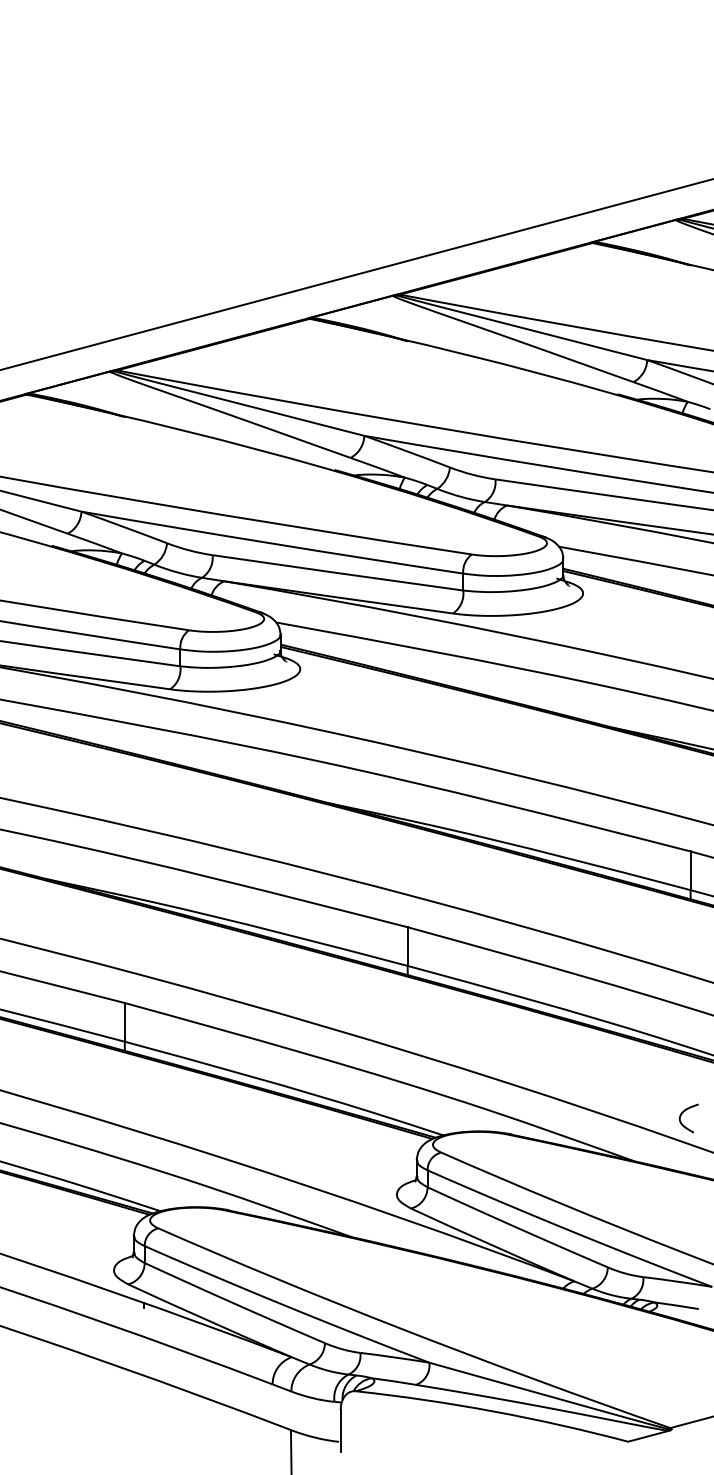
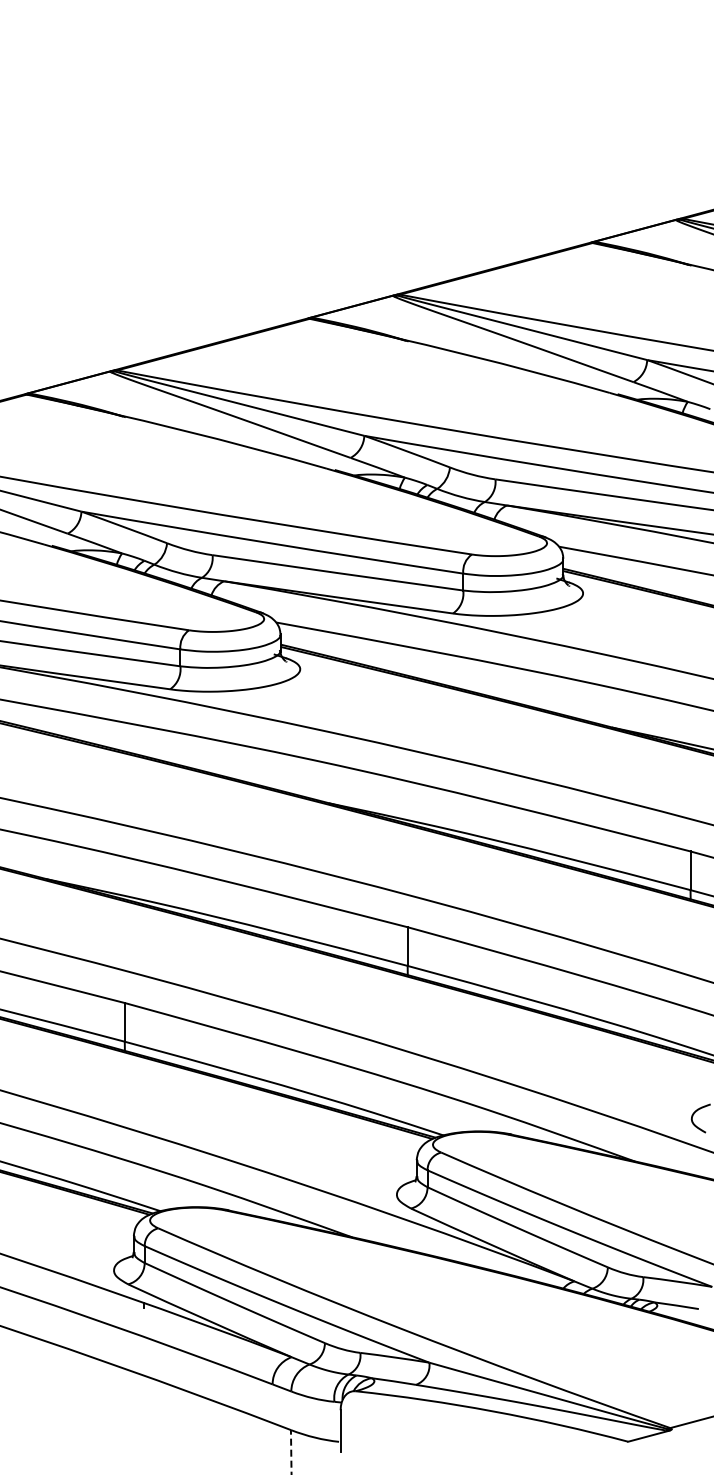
line: present -> none (356, 274)
curve position: (683, 1113) -> (695, 1113) (695, 1113)
line: solid -> dashed (291, 1452)
